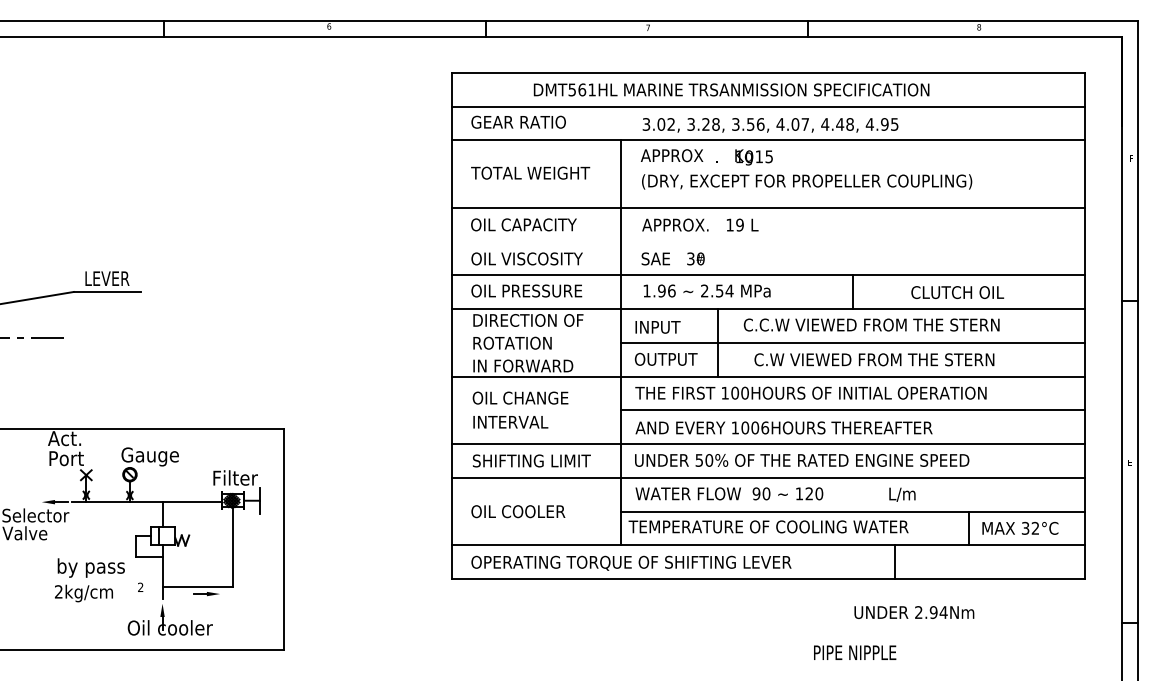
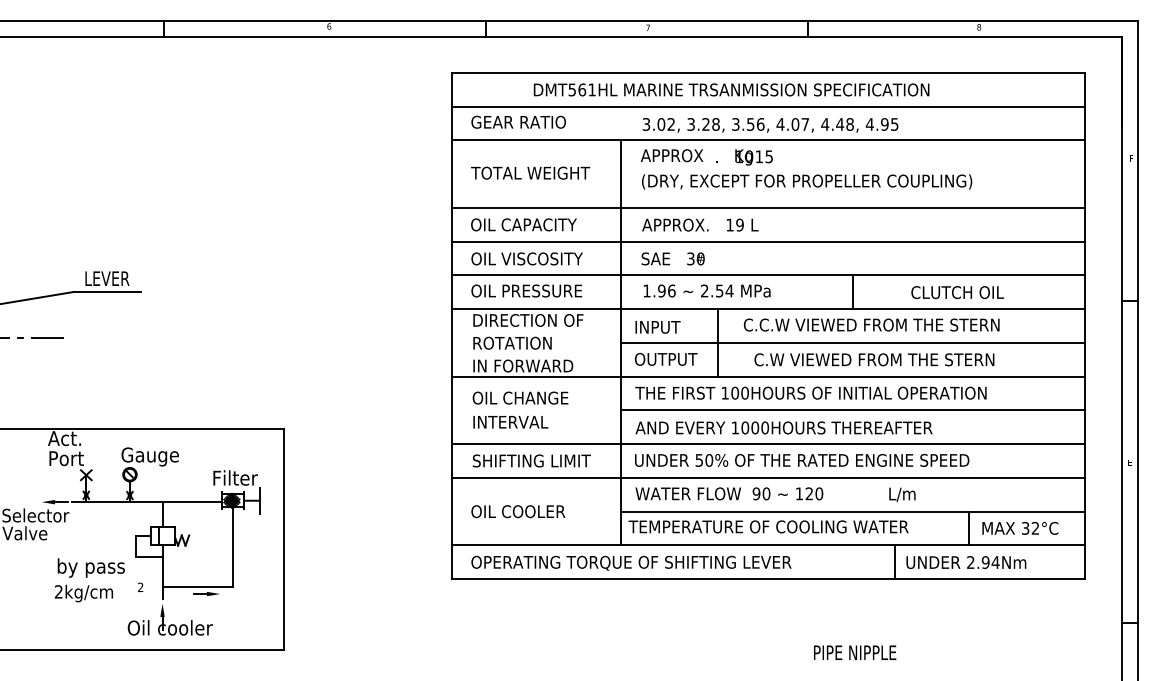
line: none -> present (767, 241)
text: 1006HOURS -> 1000HOURS (765, 427)
text position: (914, 612) -> (966, 562) (966, 562)
